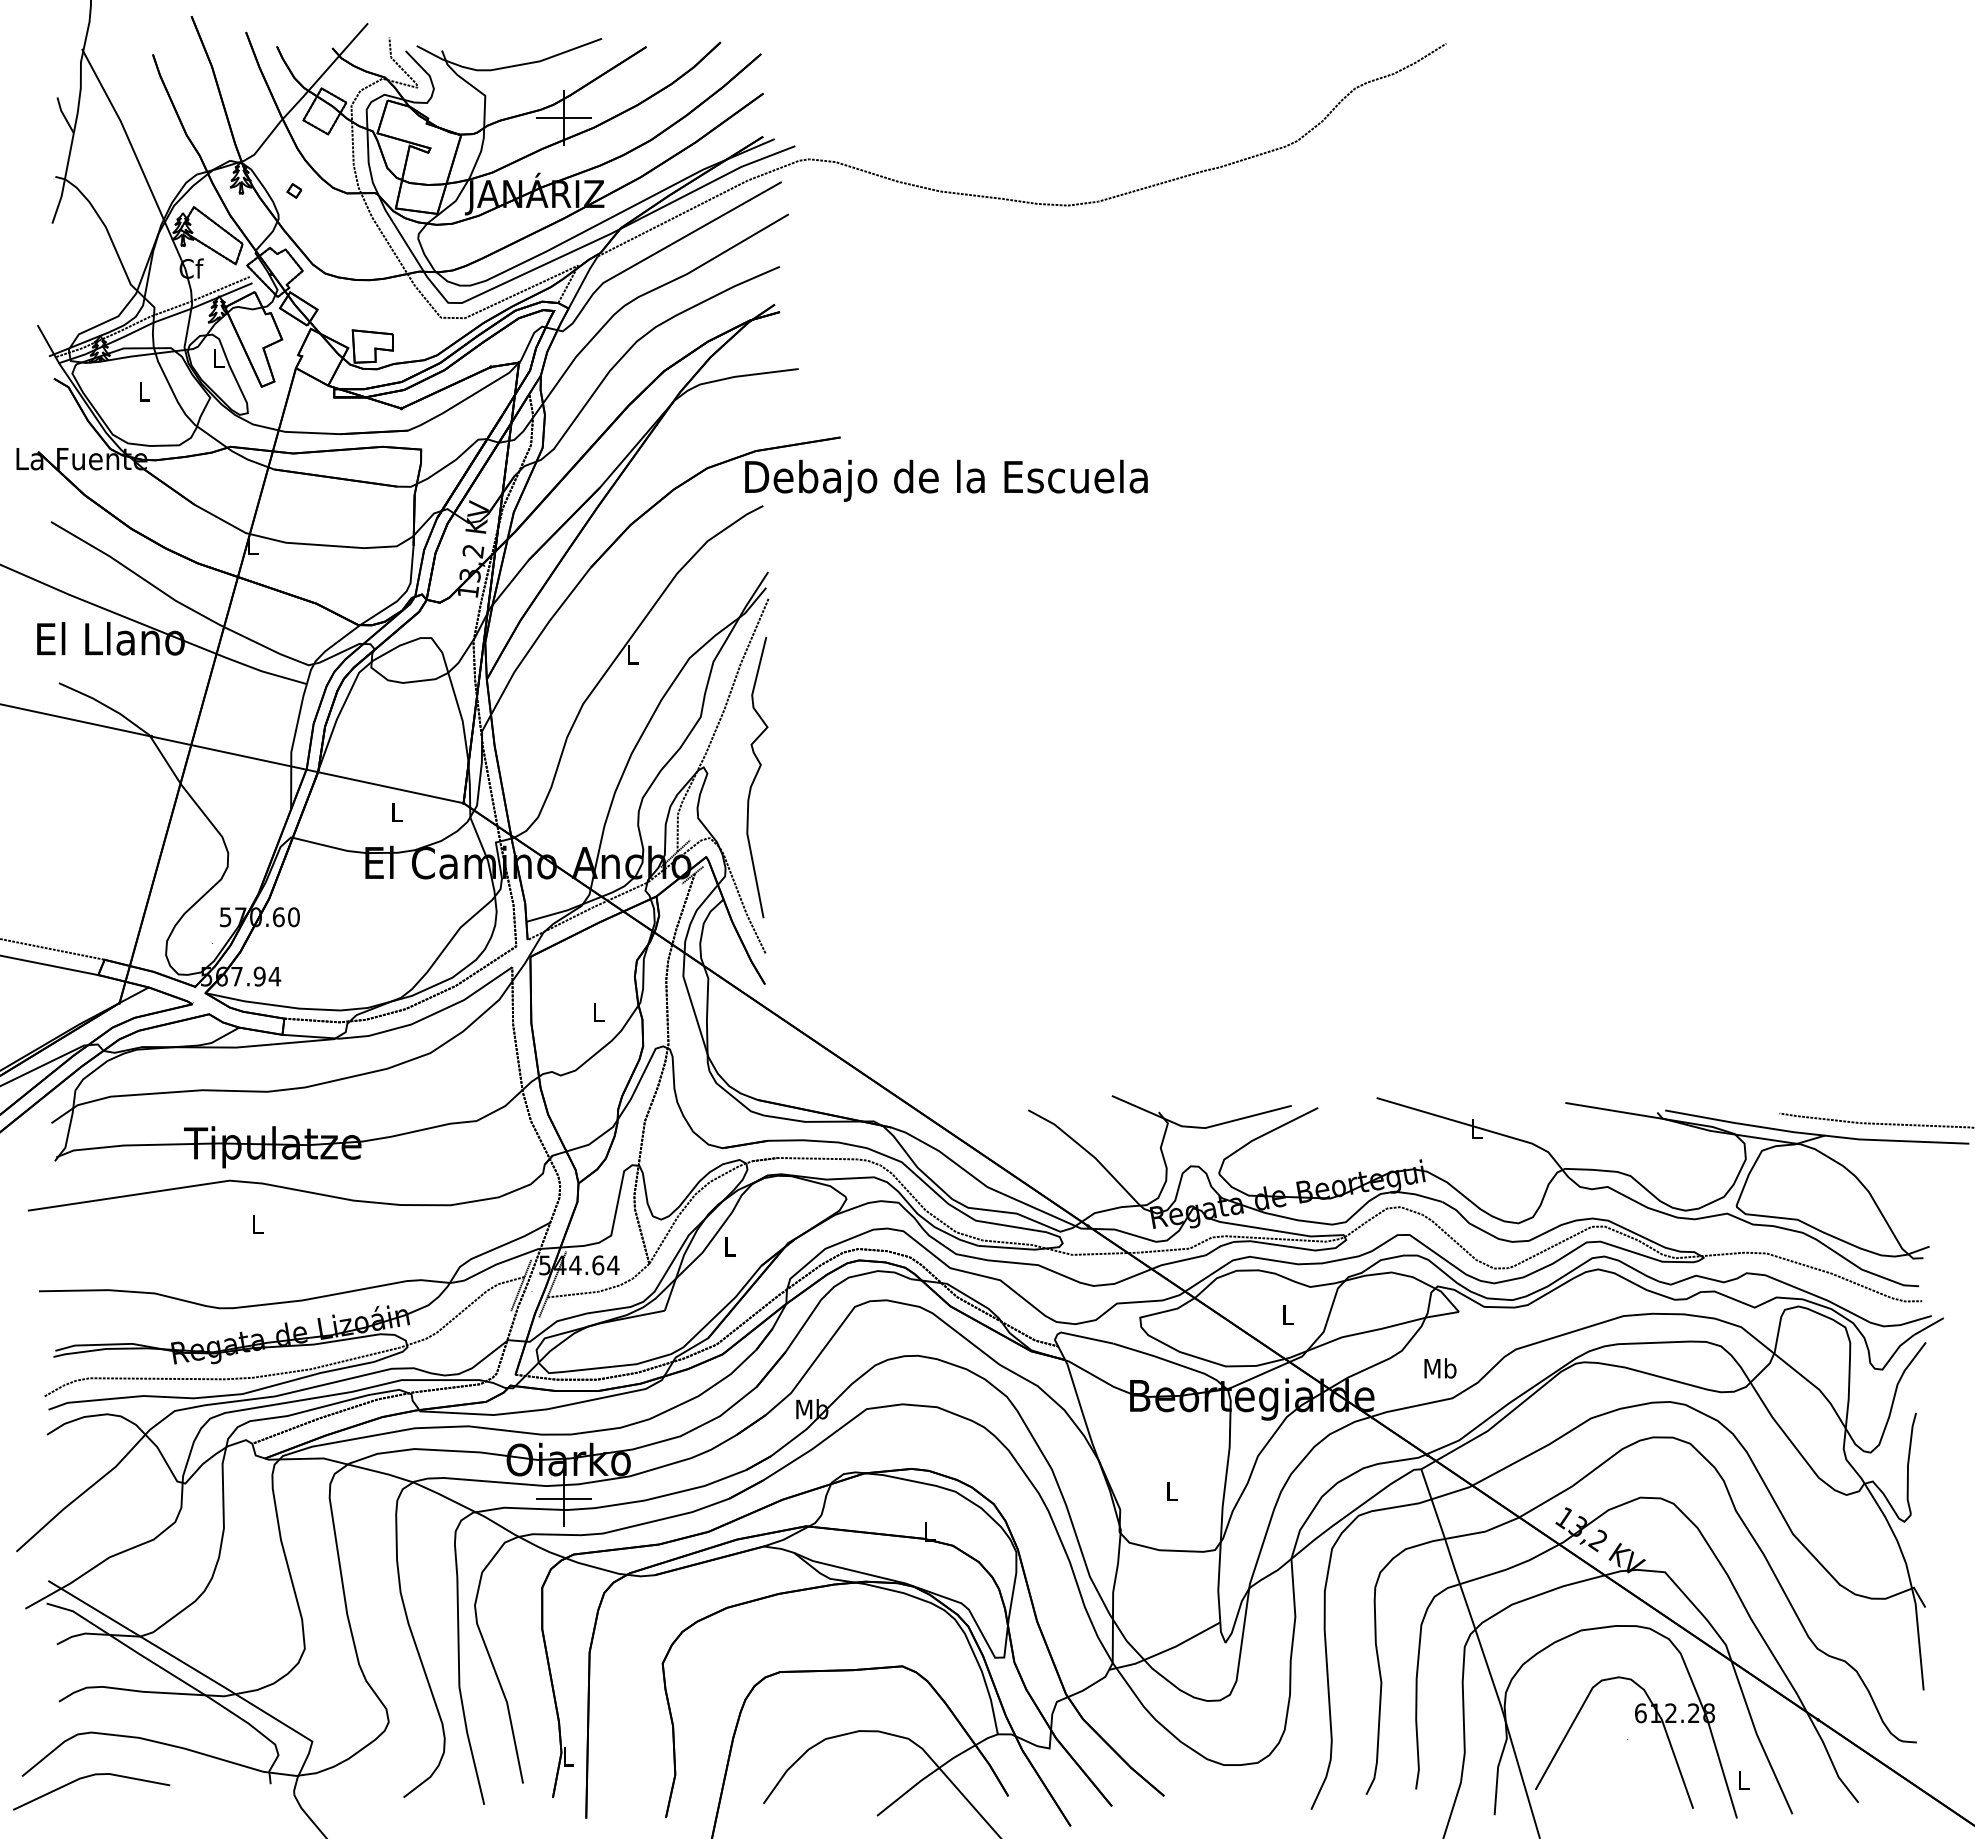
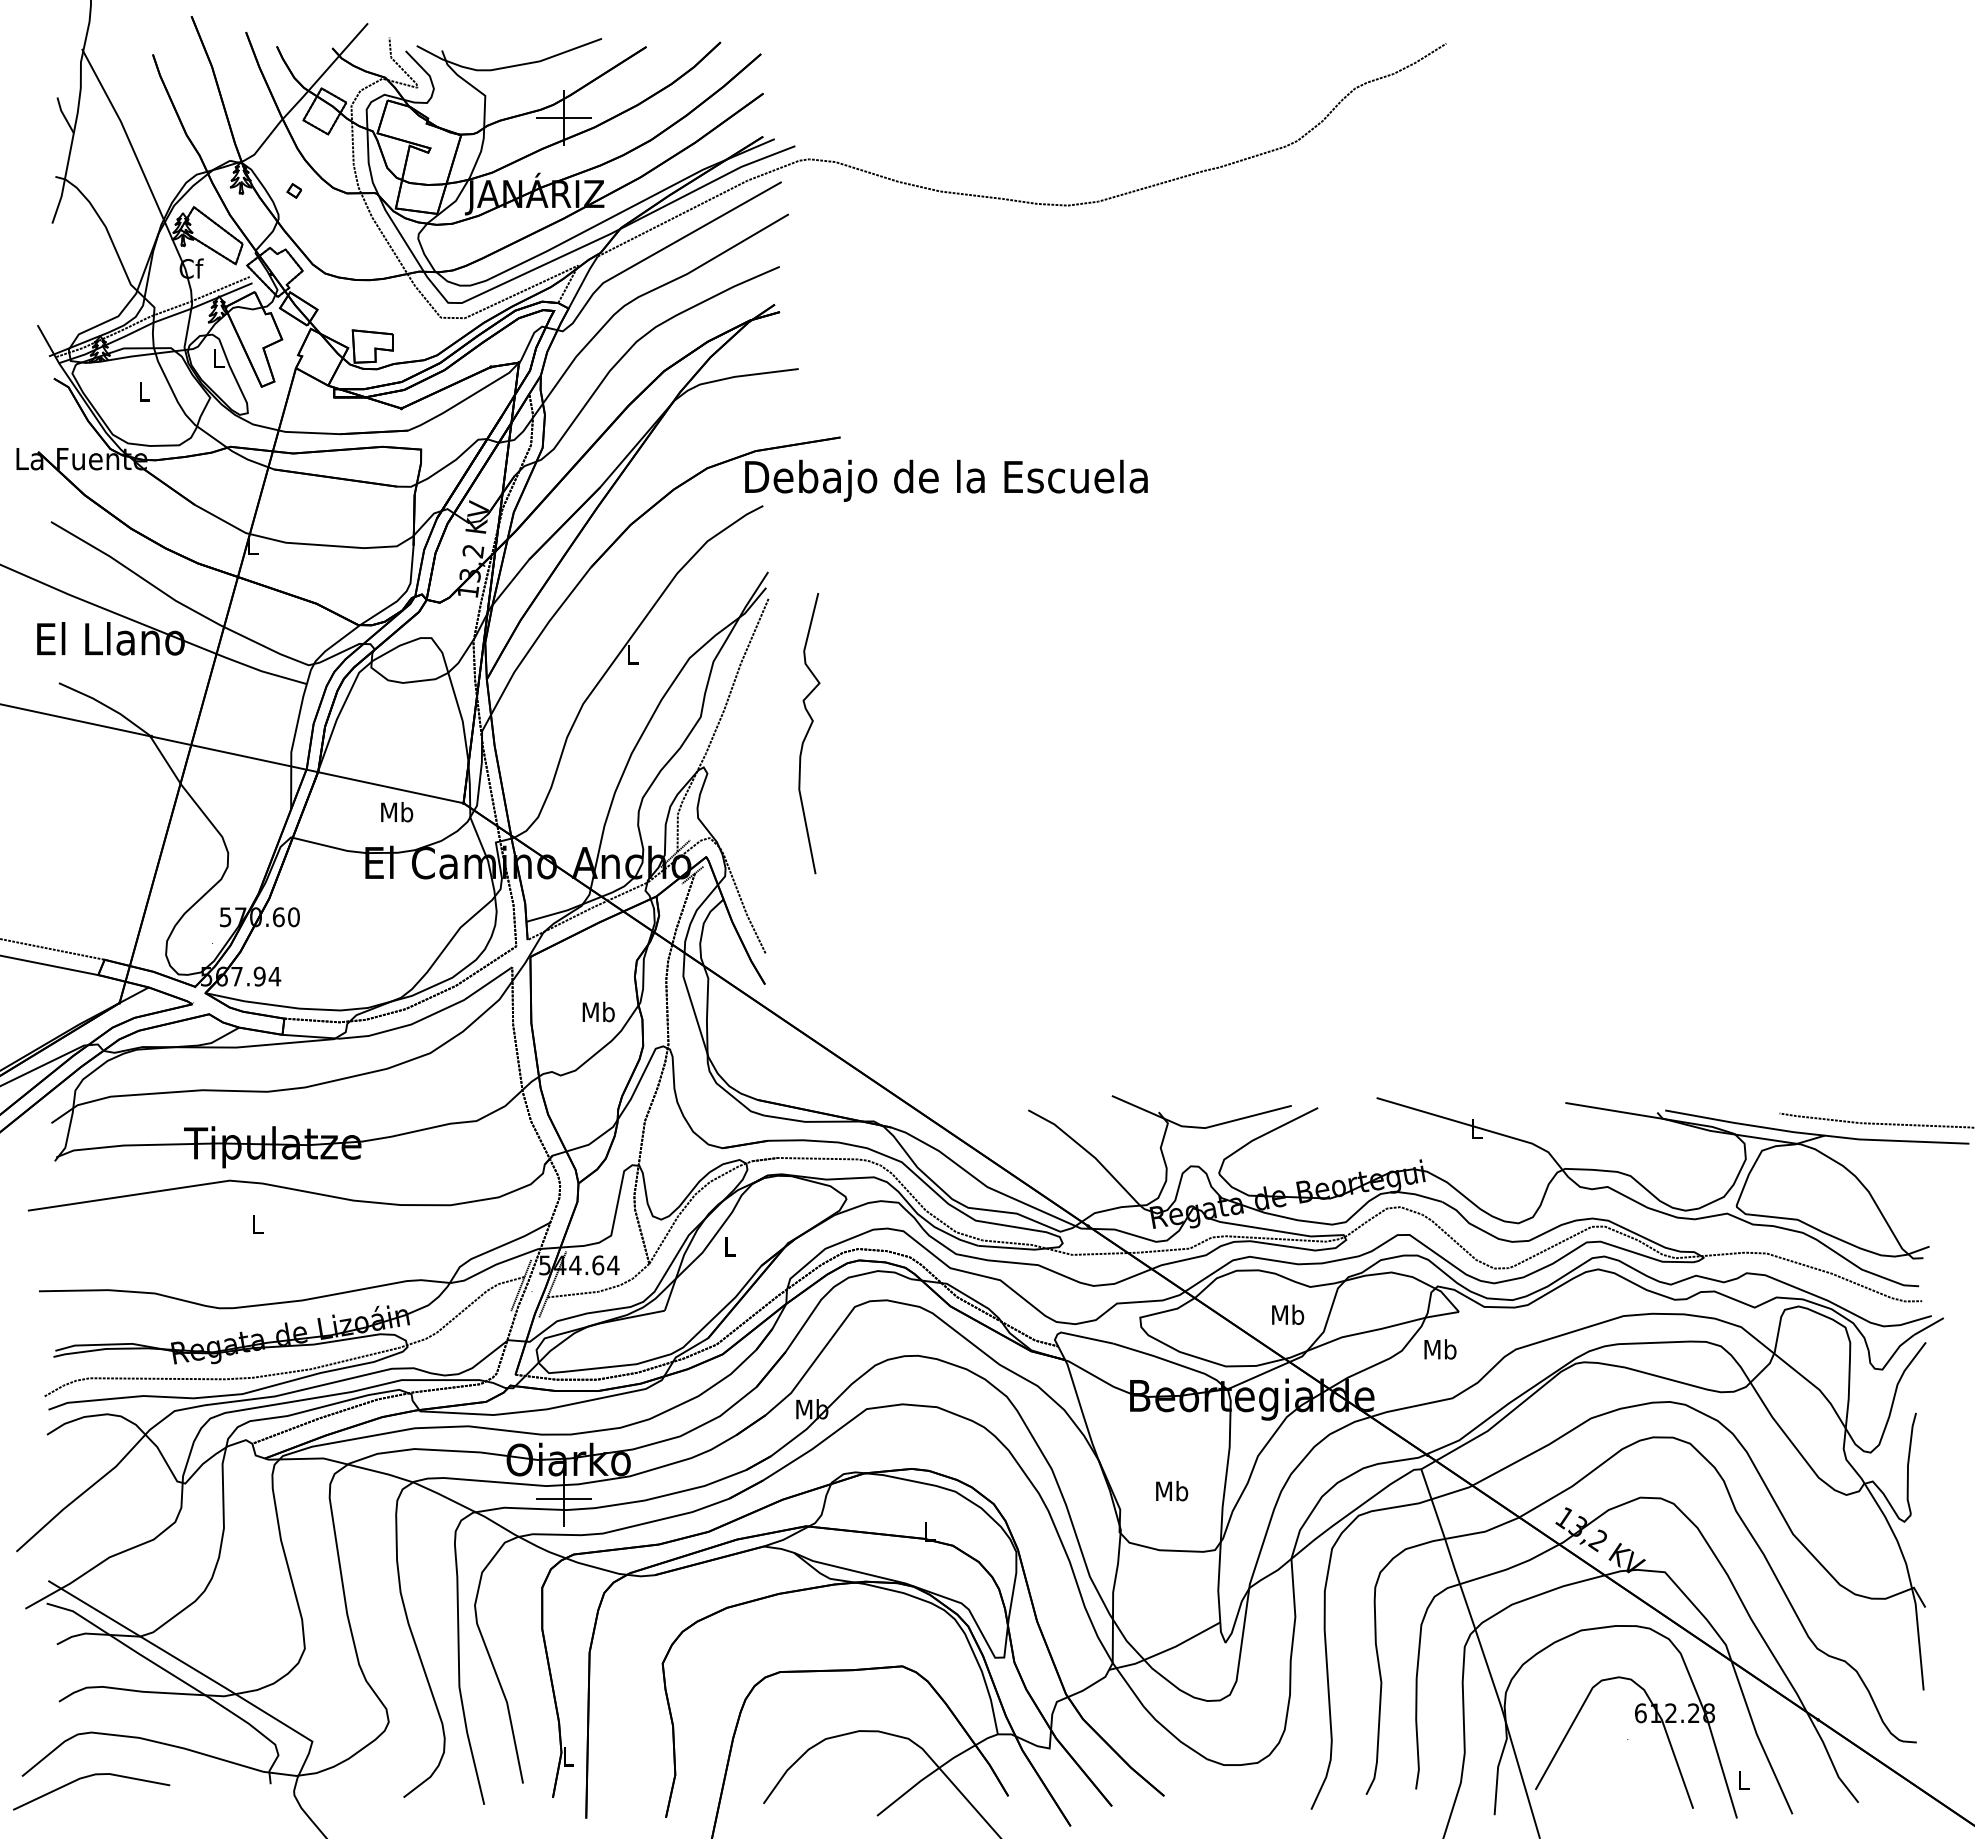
curve position: (756, 777) -> (808, 733) (808, 733)
text: L -> Mb (397, 812)
text: L -> Mb (598, 1011)
text: L -> Mb (1288, 1314)
text position: (1440, 1368) -> (1440, 1349) (1440, 1349)
text: L -> Mb (1172, 1491)
